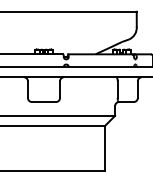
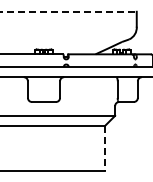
line: solid -> dashed (68, 11)
line: solid -> dashed (104, 148)
